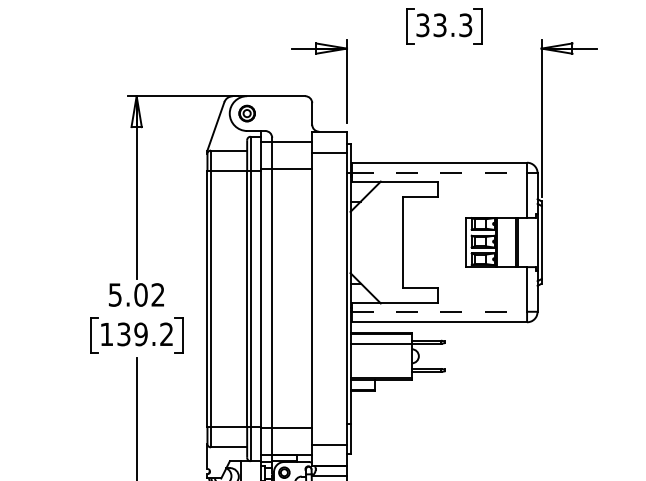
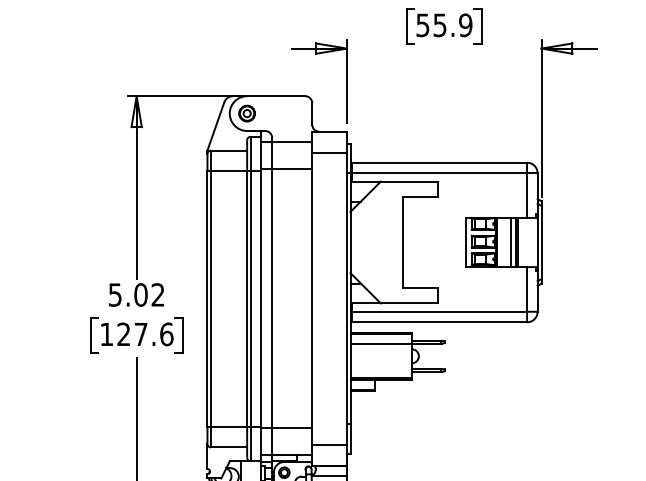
text: 33.3 -> 55.9 (444, 24)
line: dashed -> solid (439, 173)
line: none -> present (510, 242)
line: dashed -> solid (439, 311)
text: 139.2 -> 127.6 (145, 334)
